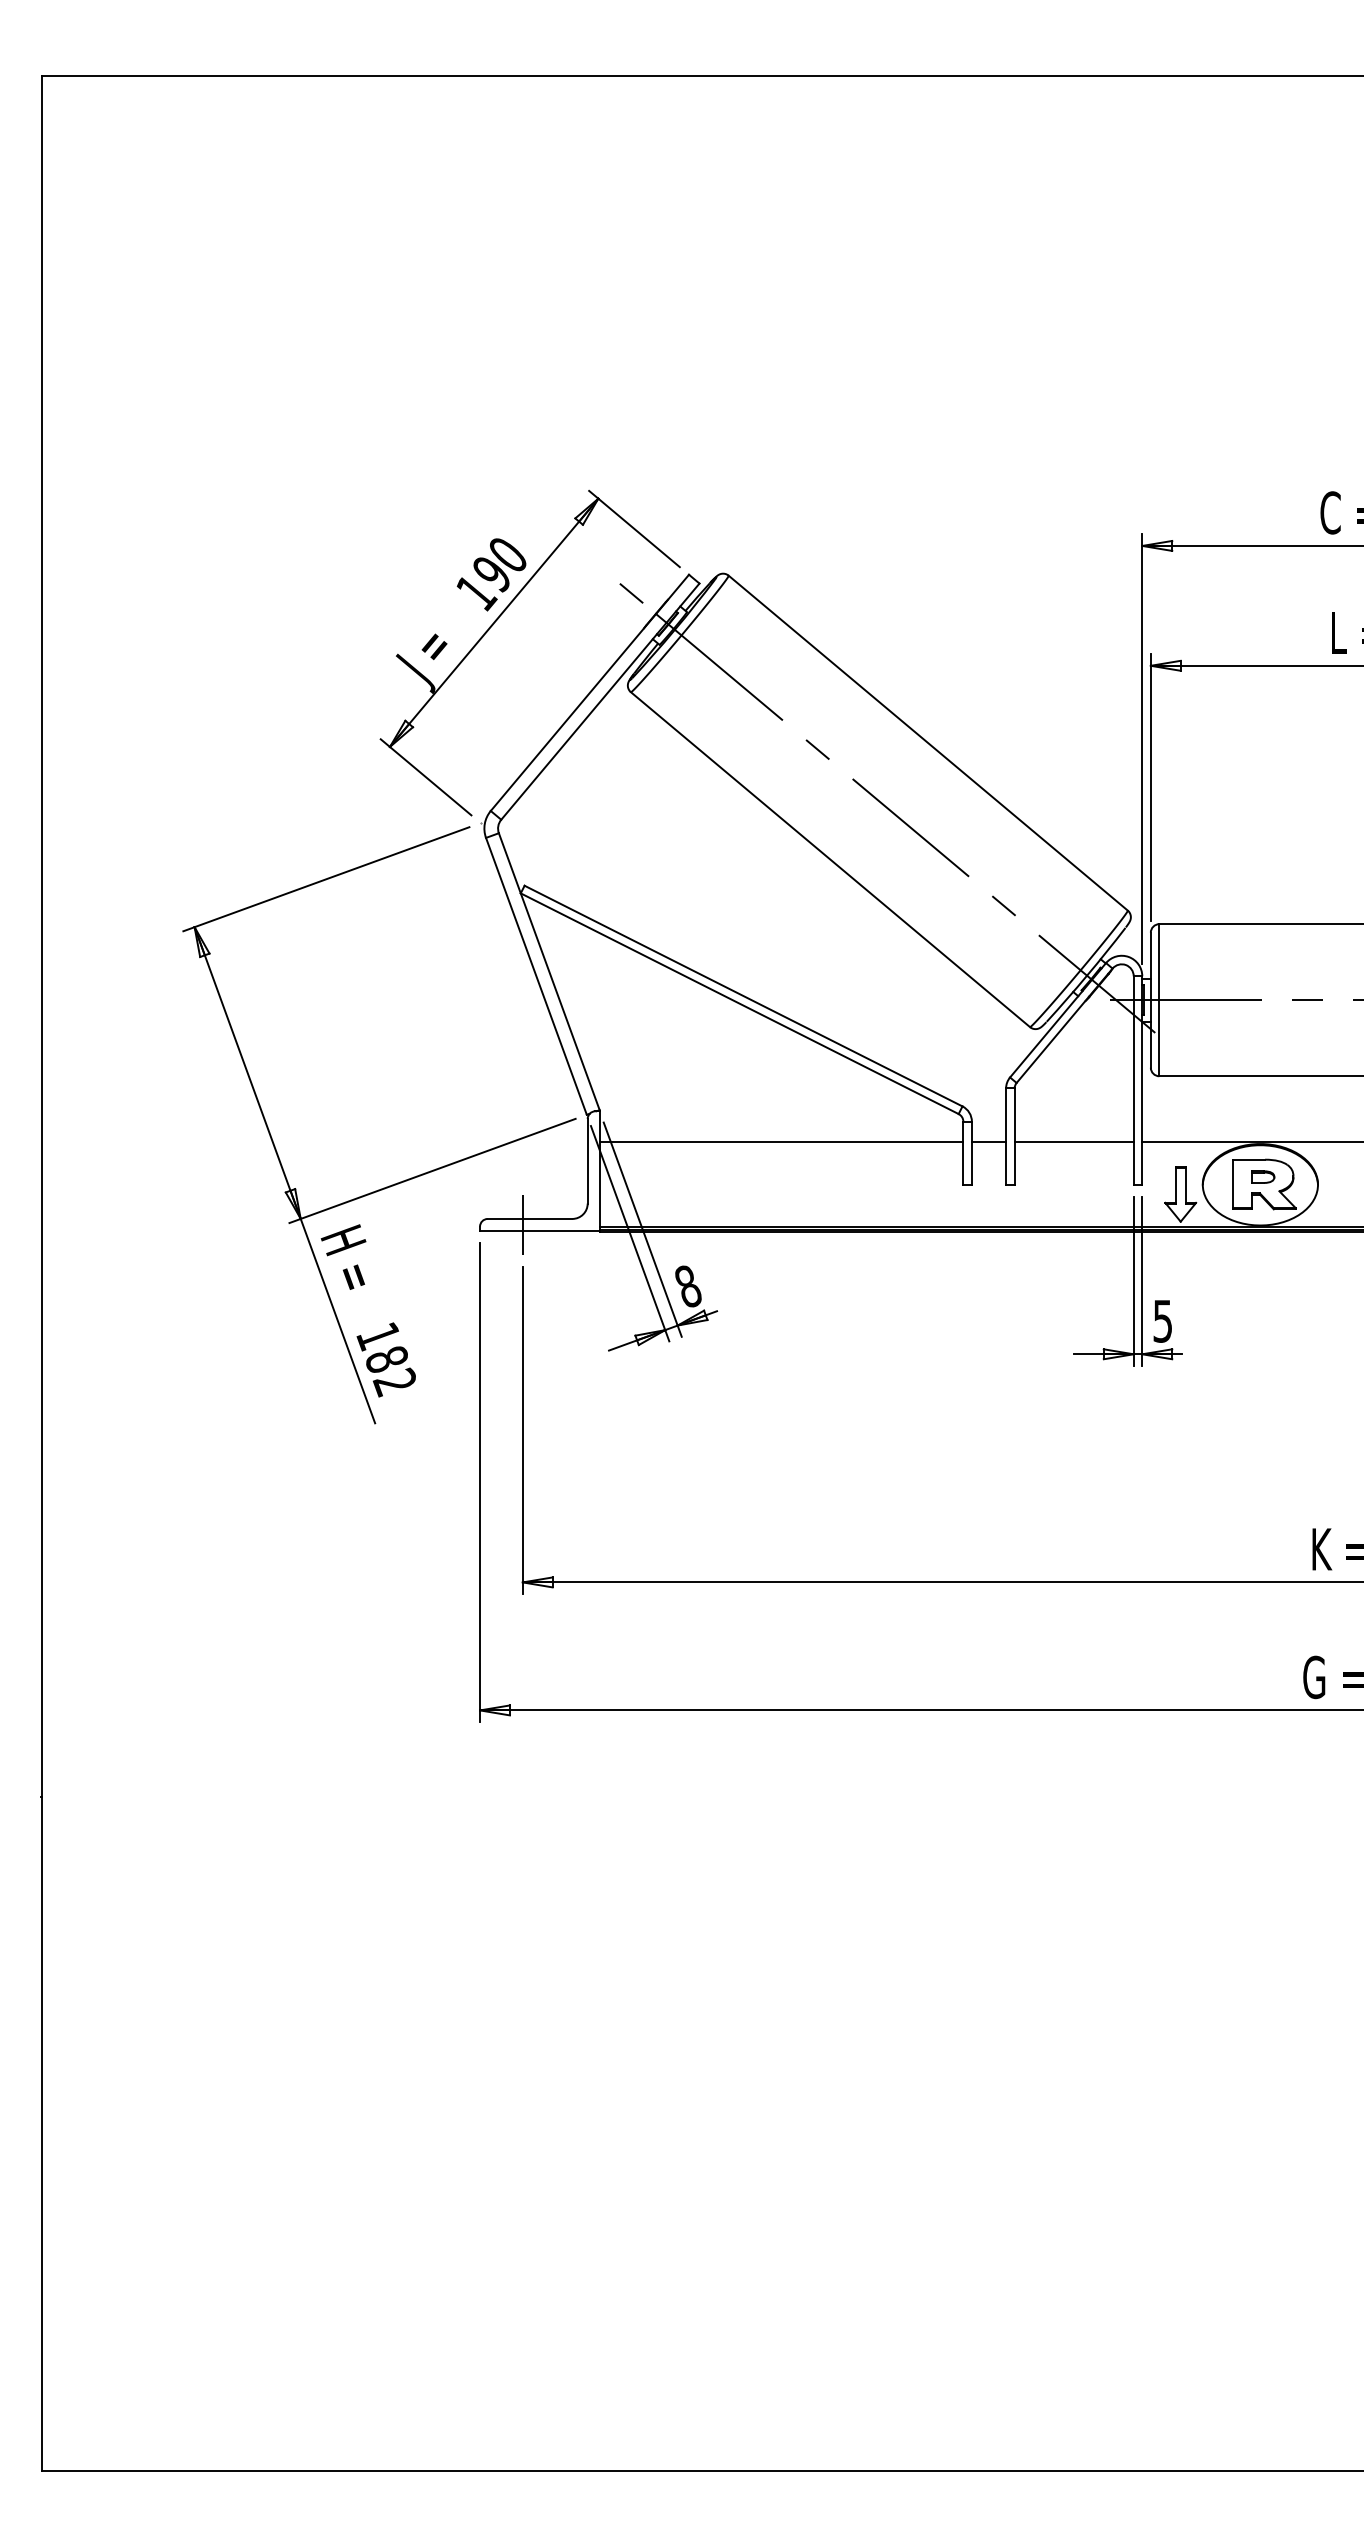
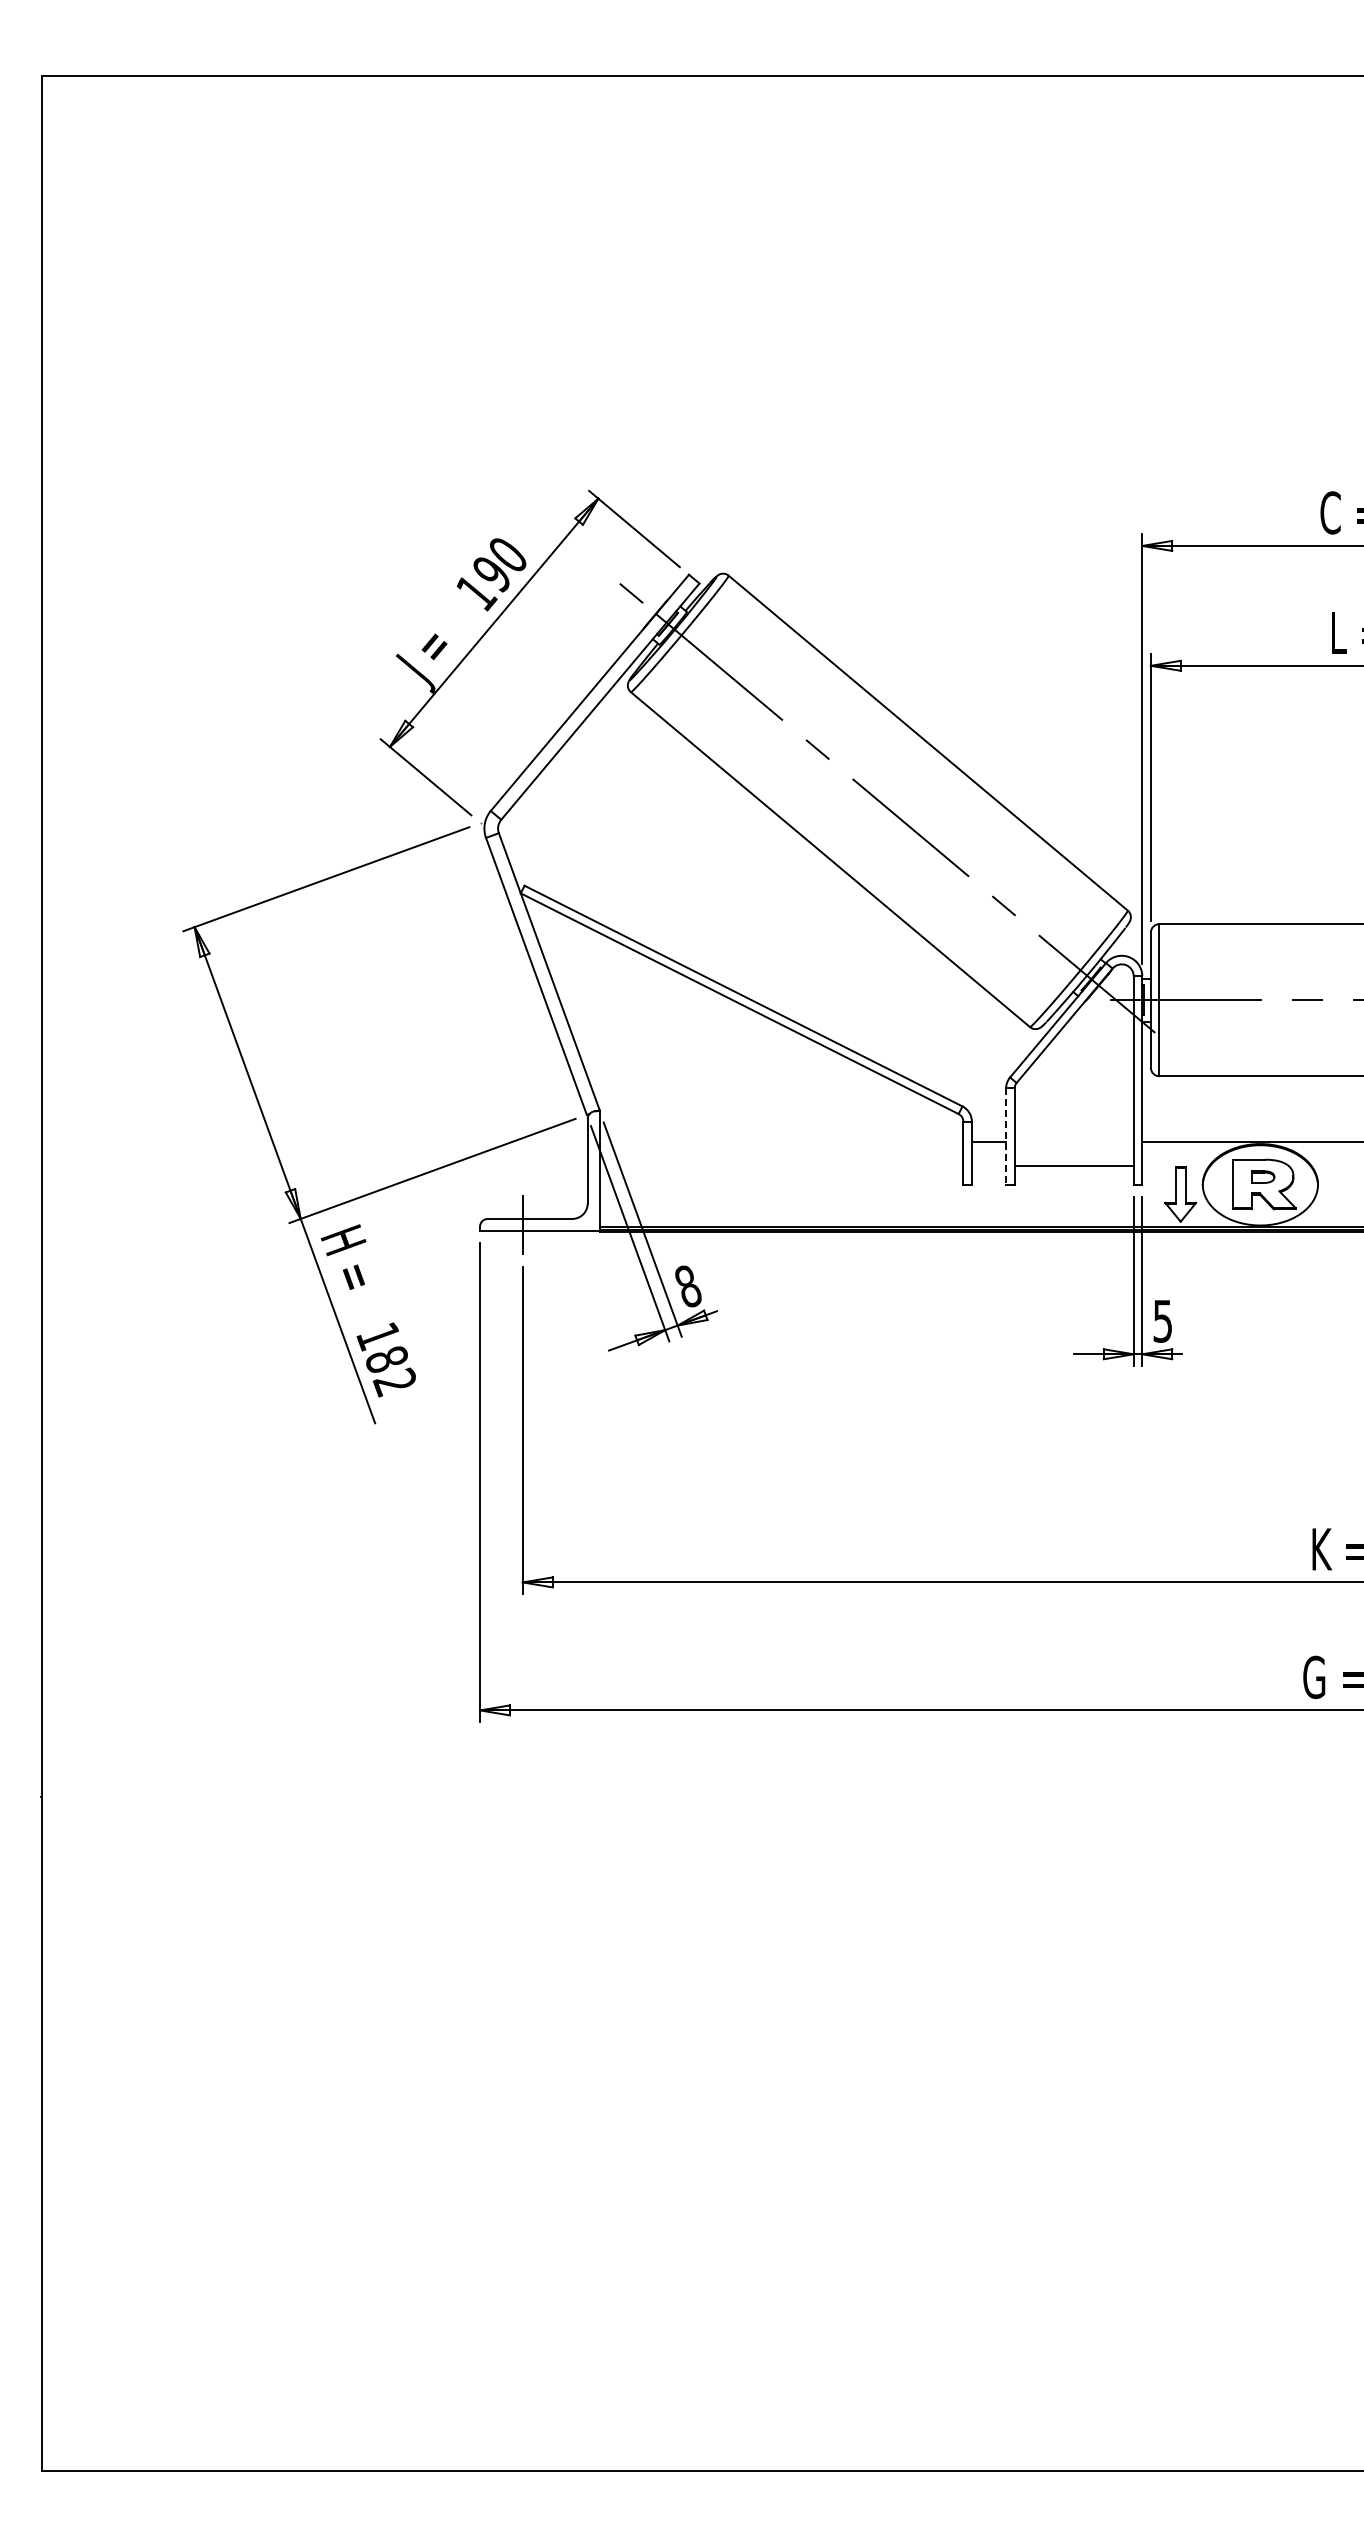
line: solid -> dashed (1006, 1137)
line: present -> none (781, 1142)
line position: (1073, 1142) -> (1073, 1166) (1073, 1166)
